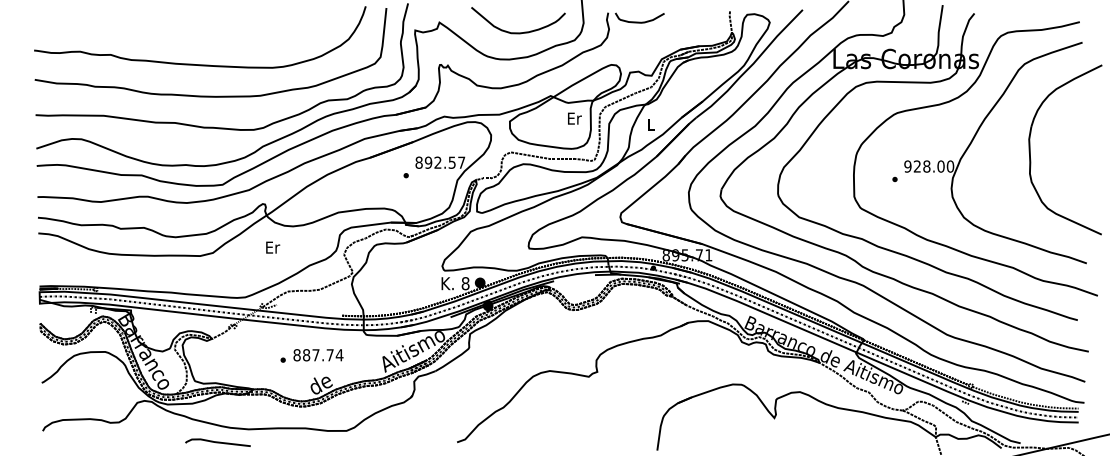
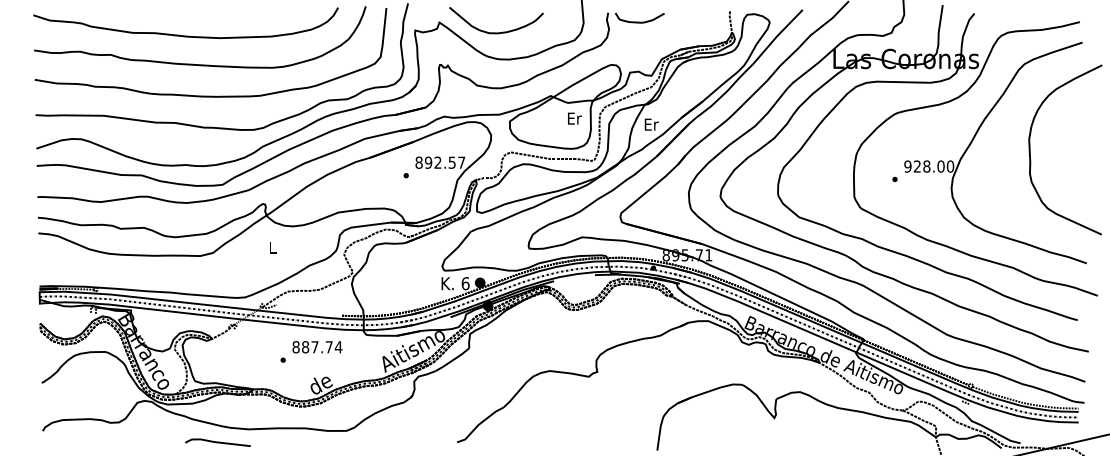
curve position: (518, 32) -> (496, 32) (496, 32)
curve: none -> present (185, 35)
text: L -> Er (651, 124)
text: Er -> L (273, 247)
text: 8 -> 6 (465, 283)
text position: (318, 355) -> (317, 347) (317, 347)
